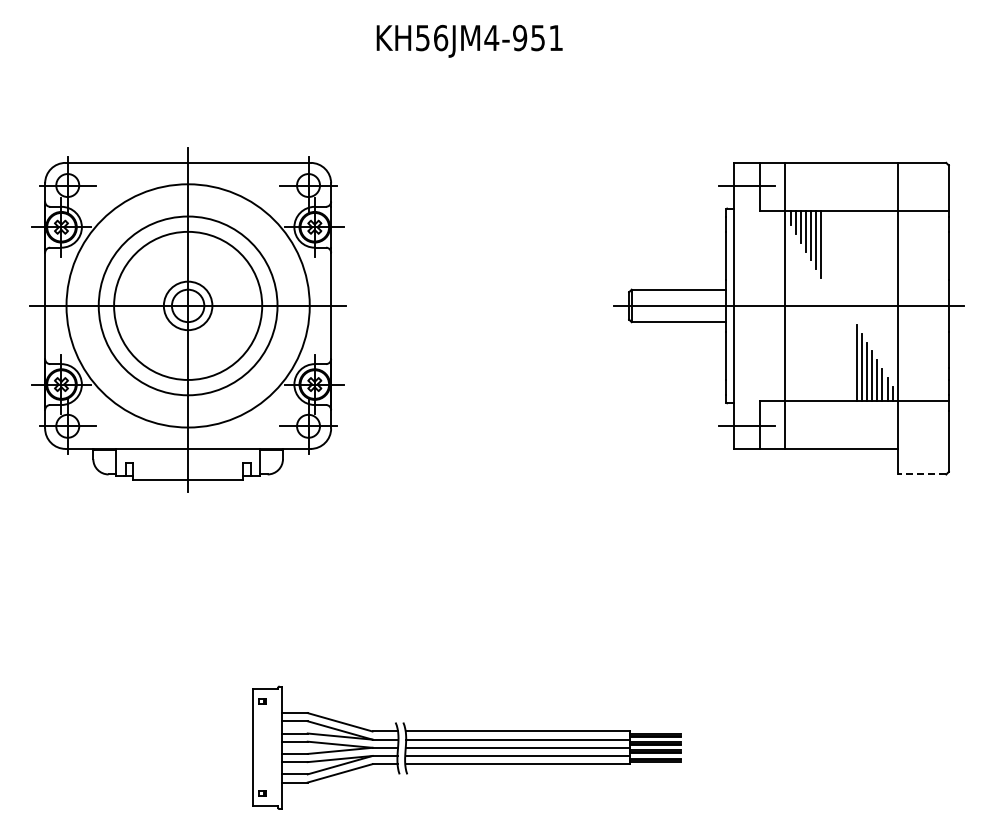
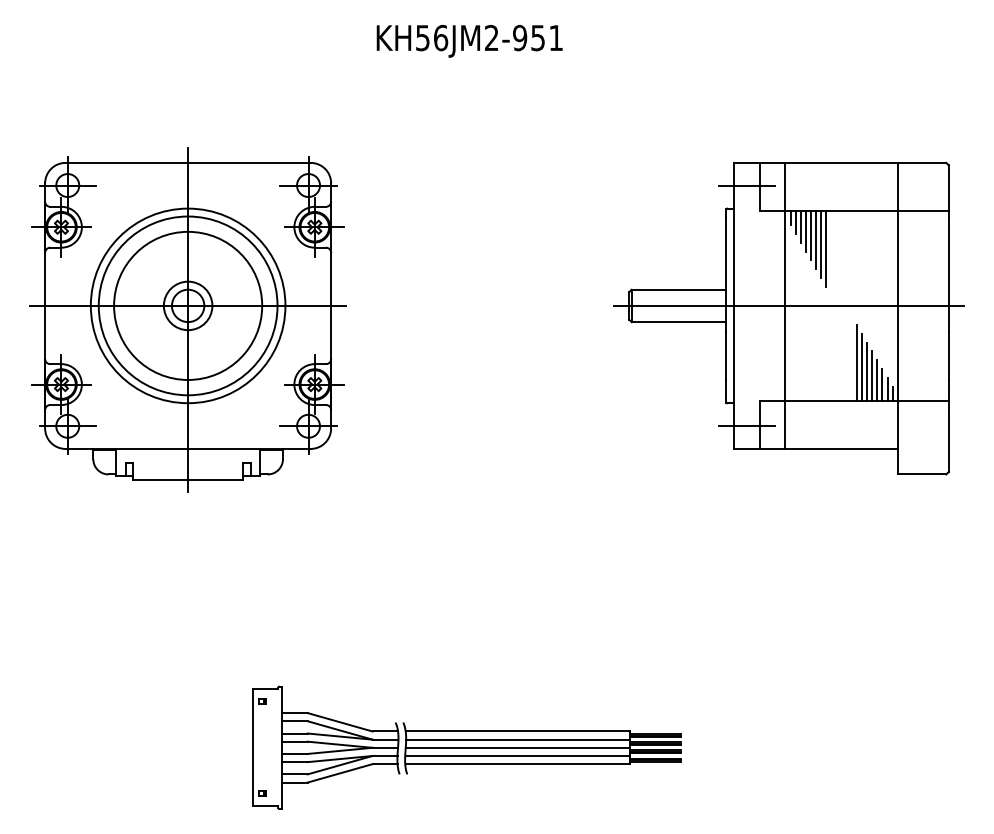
text: KH56JM4-951 -> KH56JM2-951 (491, 37)
line: none -> present (826, 248)
circle diameter: 243 px -> 195 px (187, 305)
line: dashed -> solid (921, 474)
